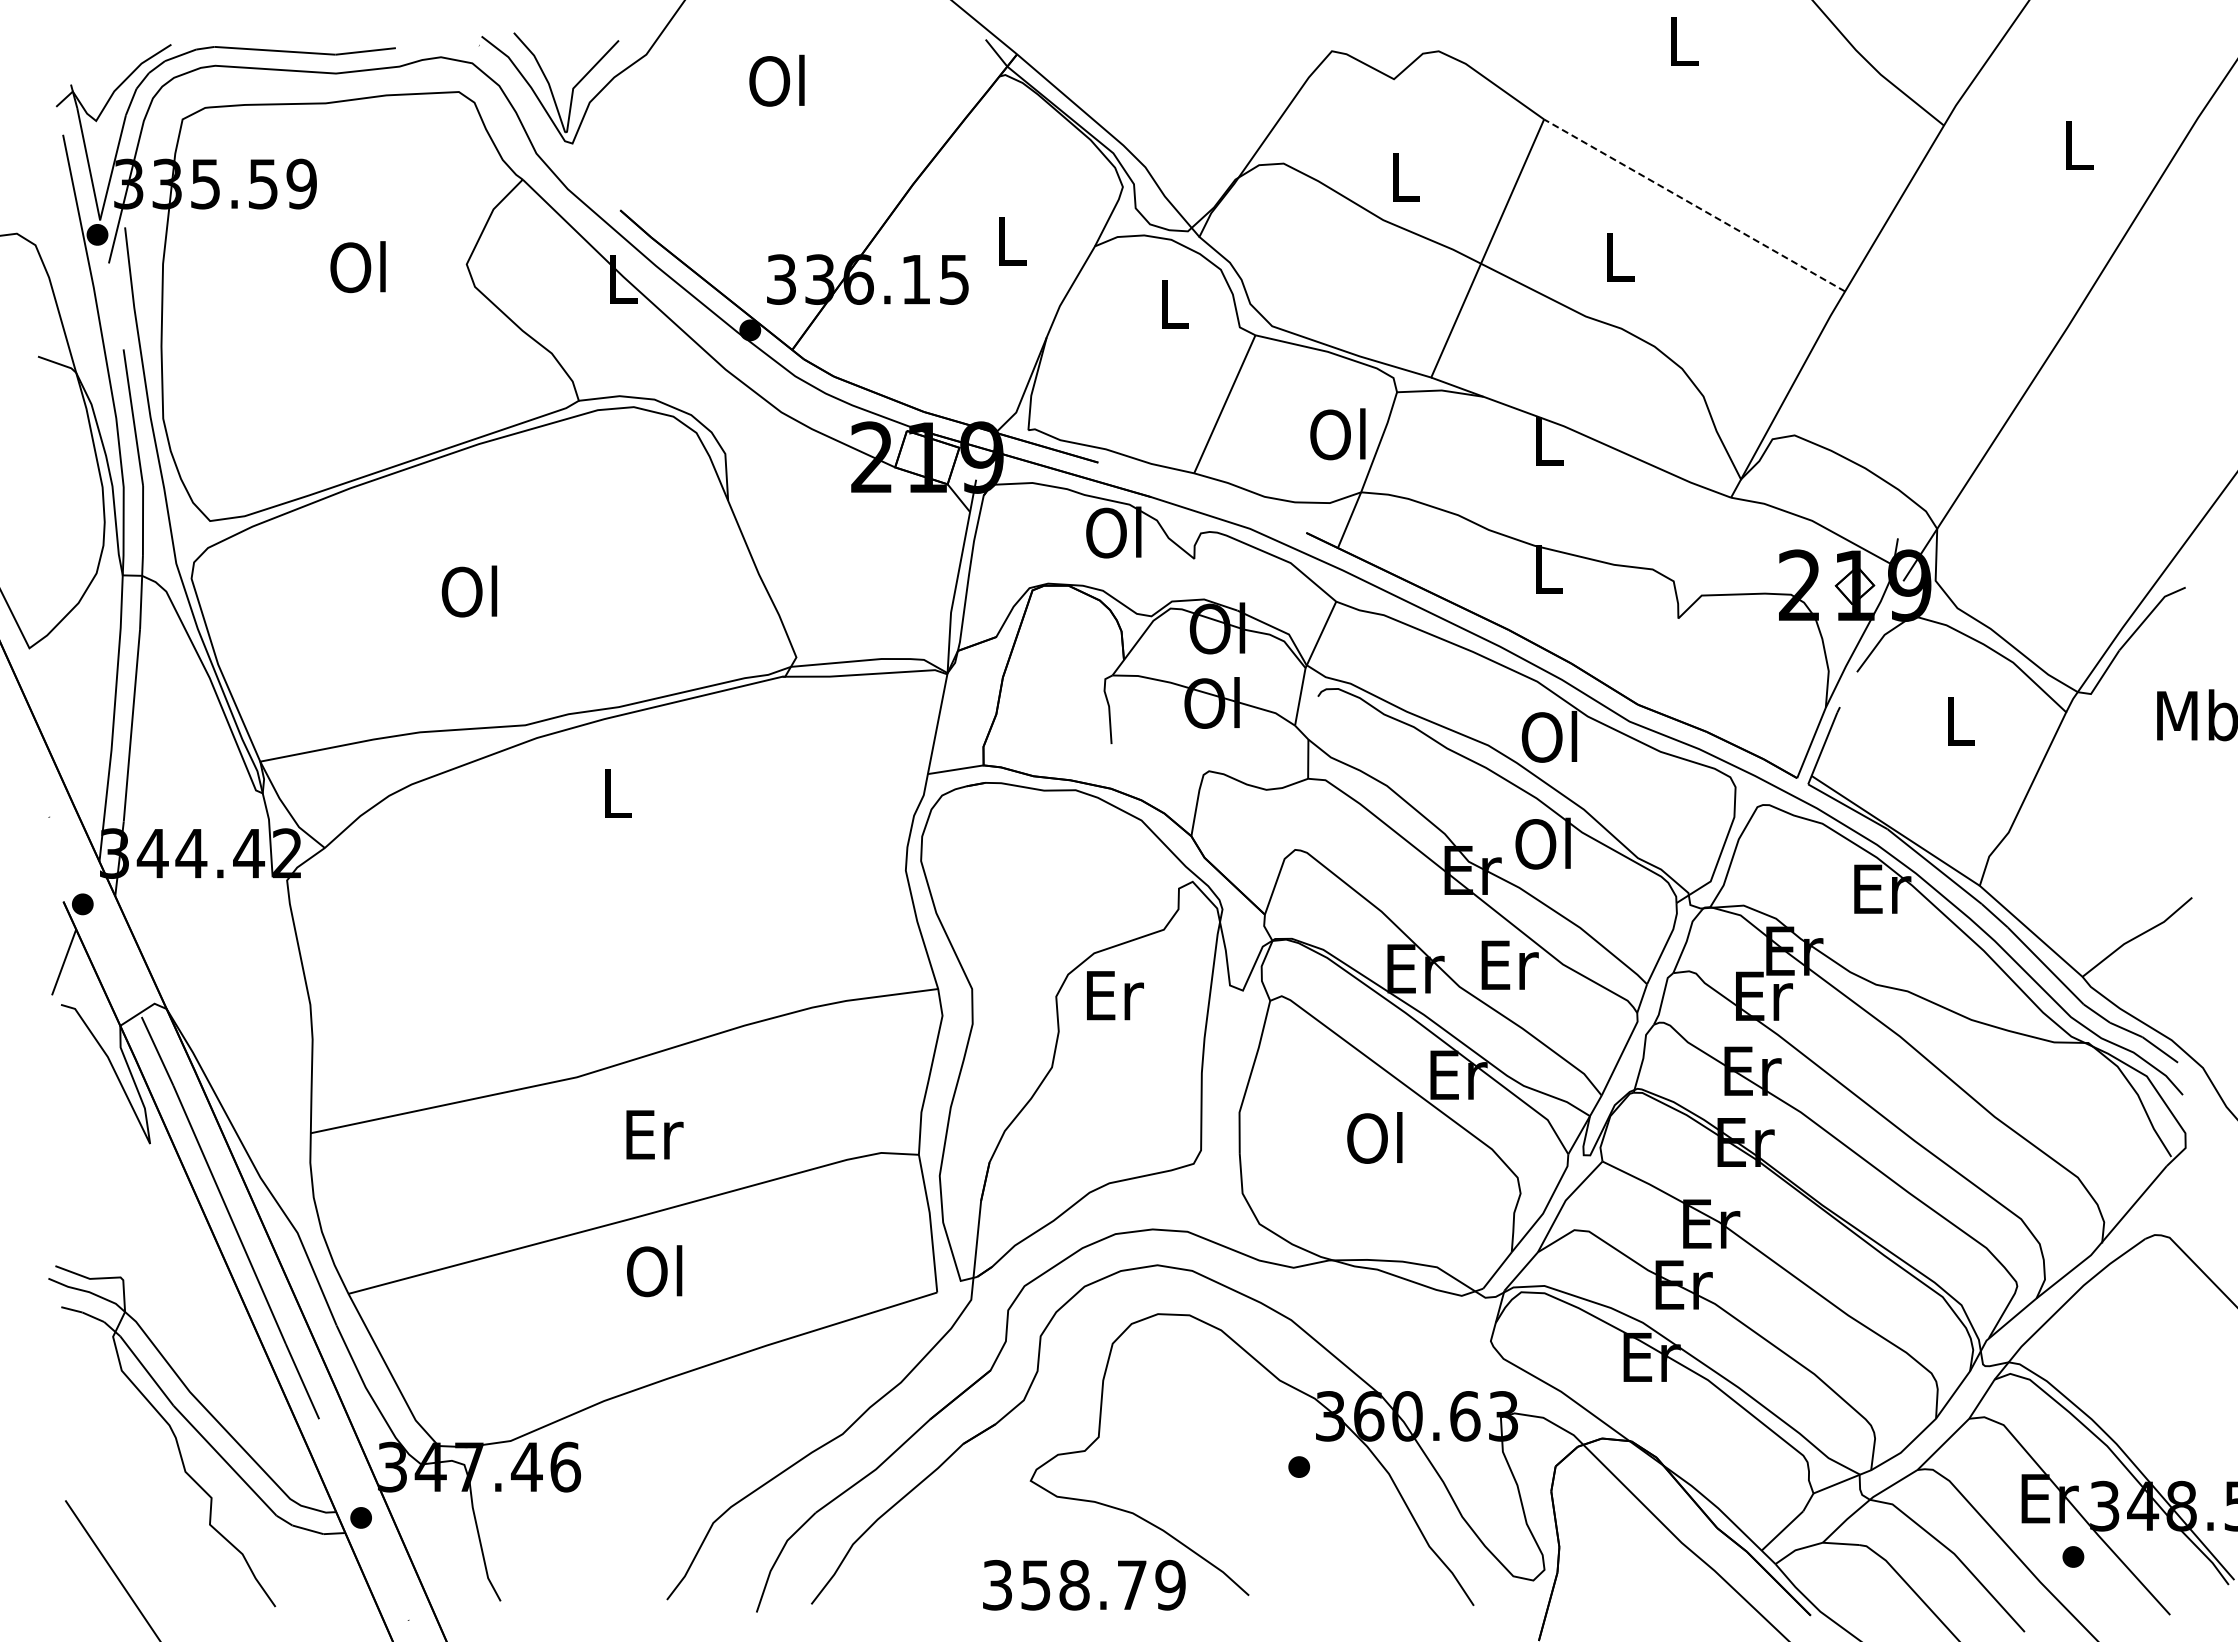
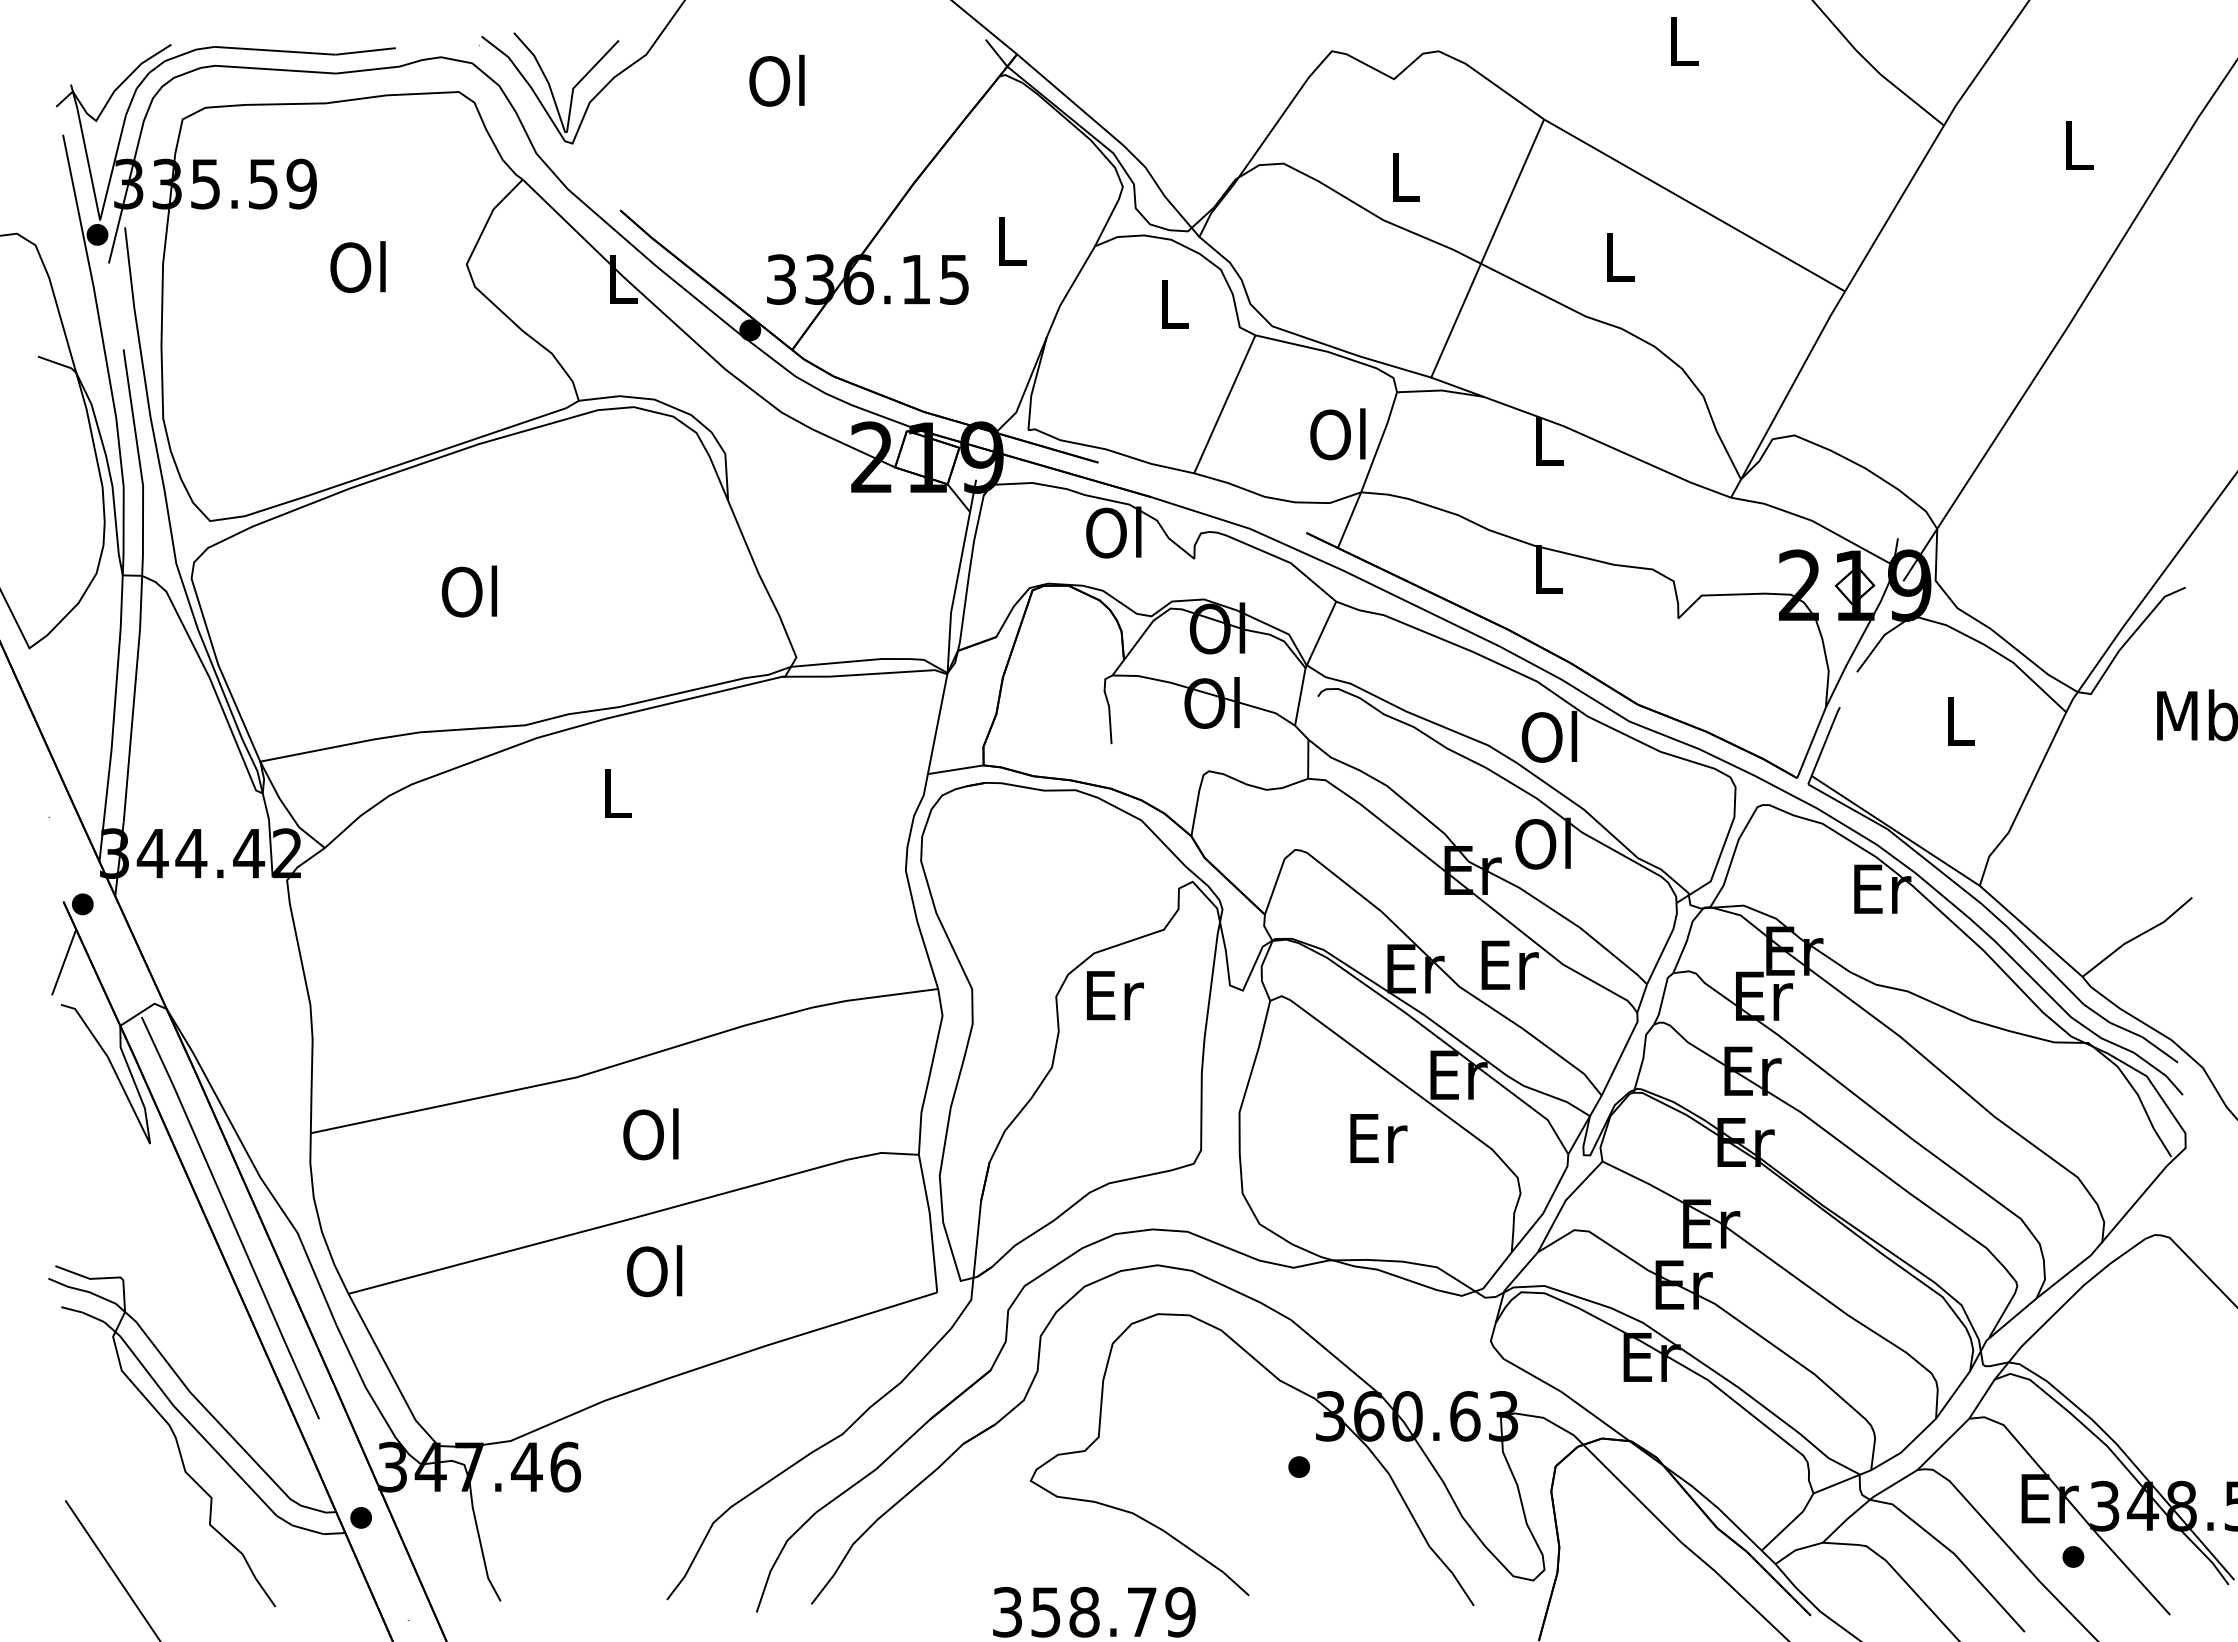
line: dashed -> solid (1694, 205)
text: Er -> Ol (653, 1134)
text: Ol -> Er (1377, 1137)
text position: (1084, 1585) -> (1094, 1612) (1094, 1612)
